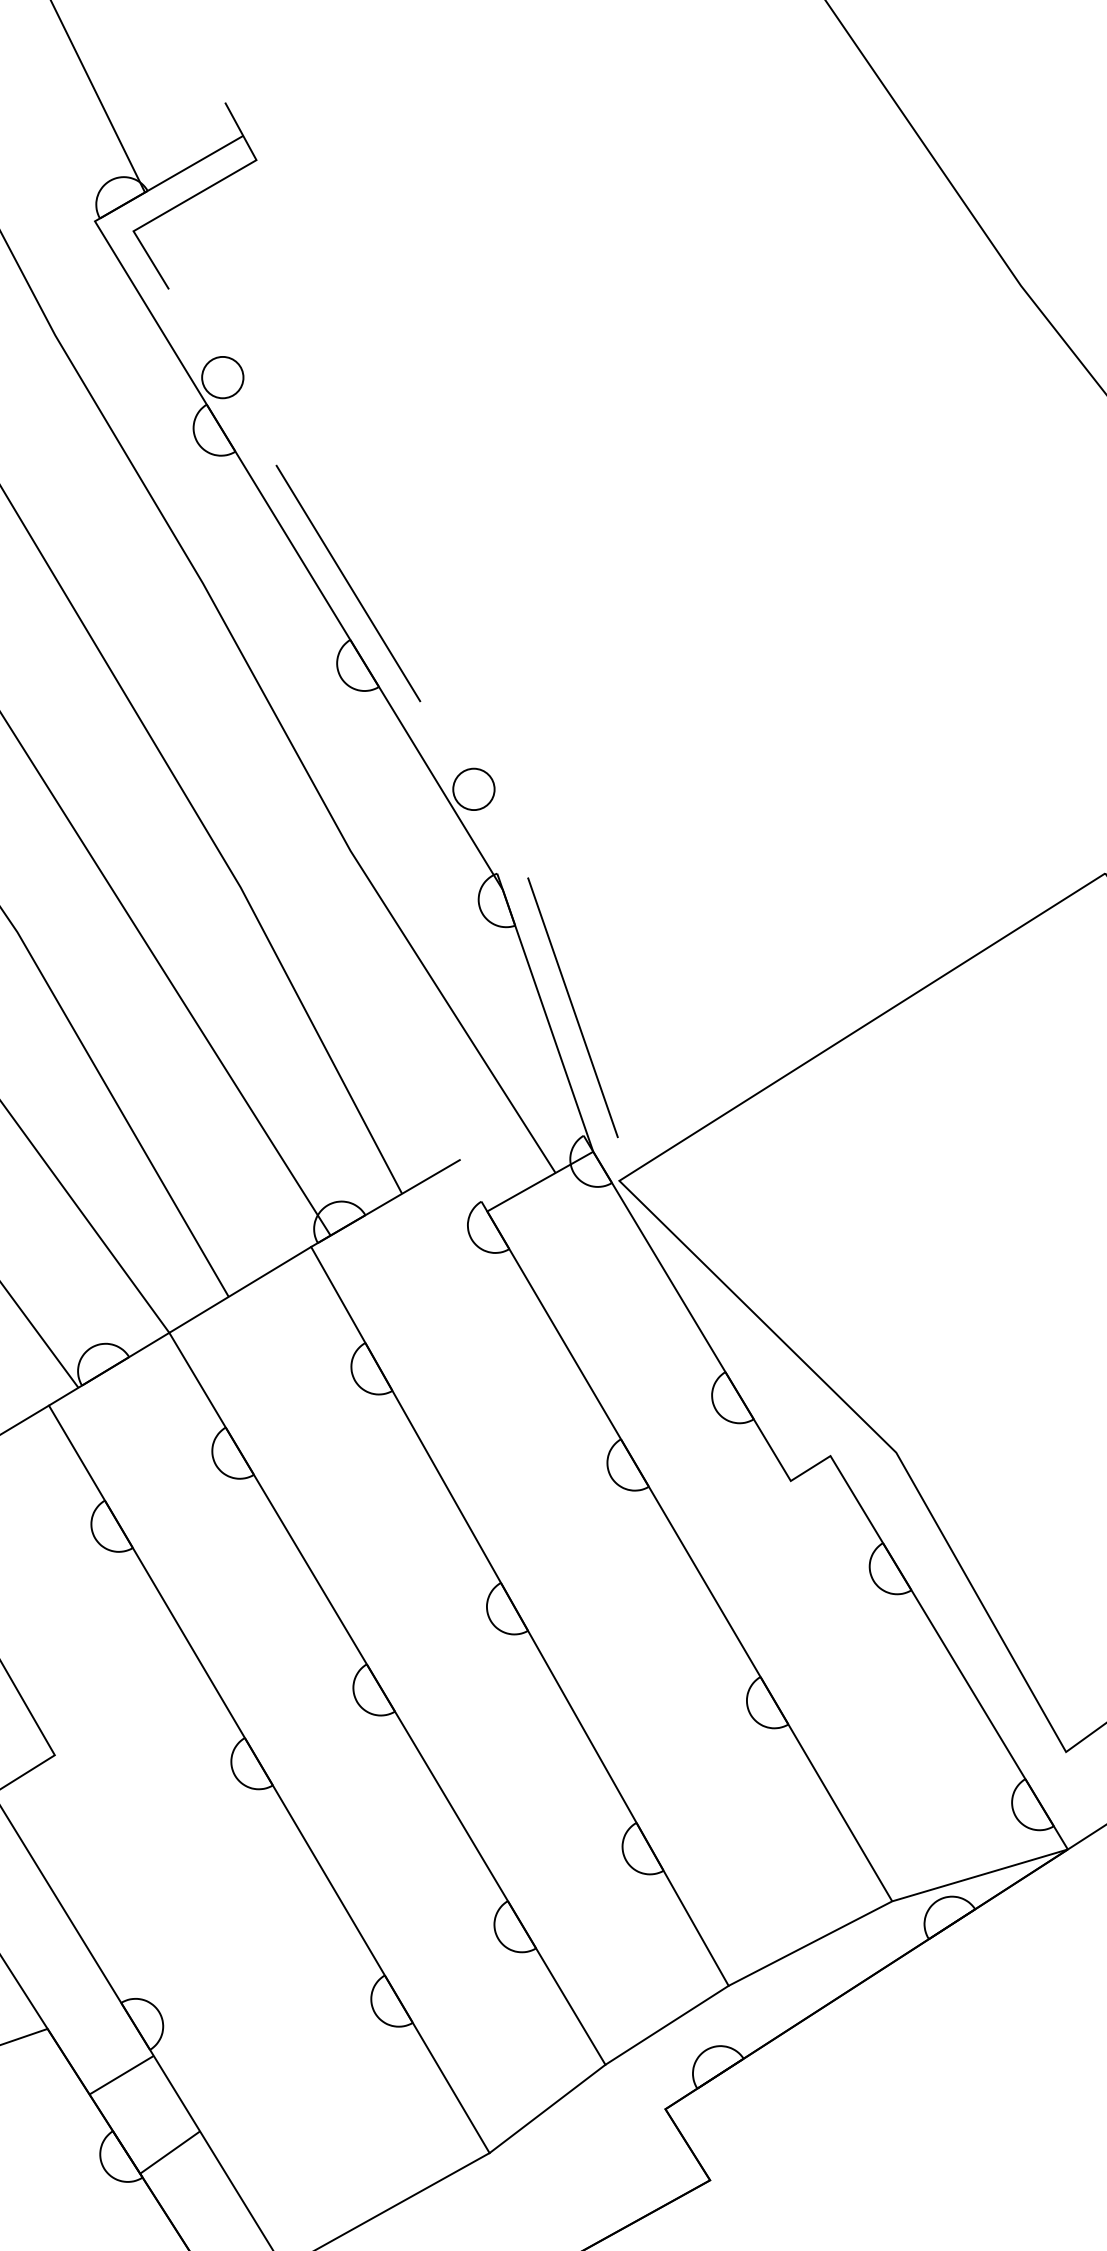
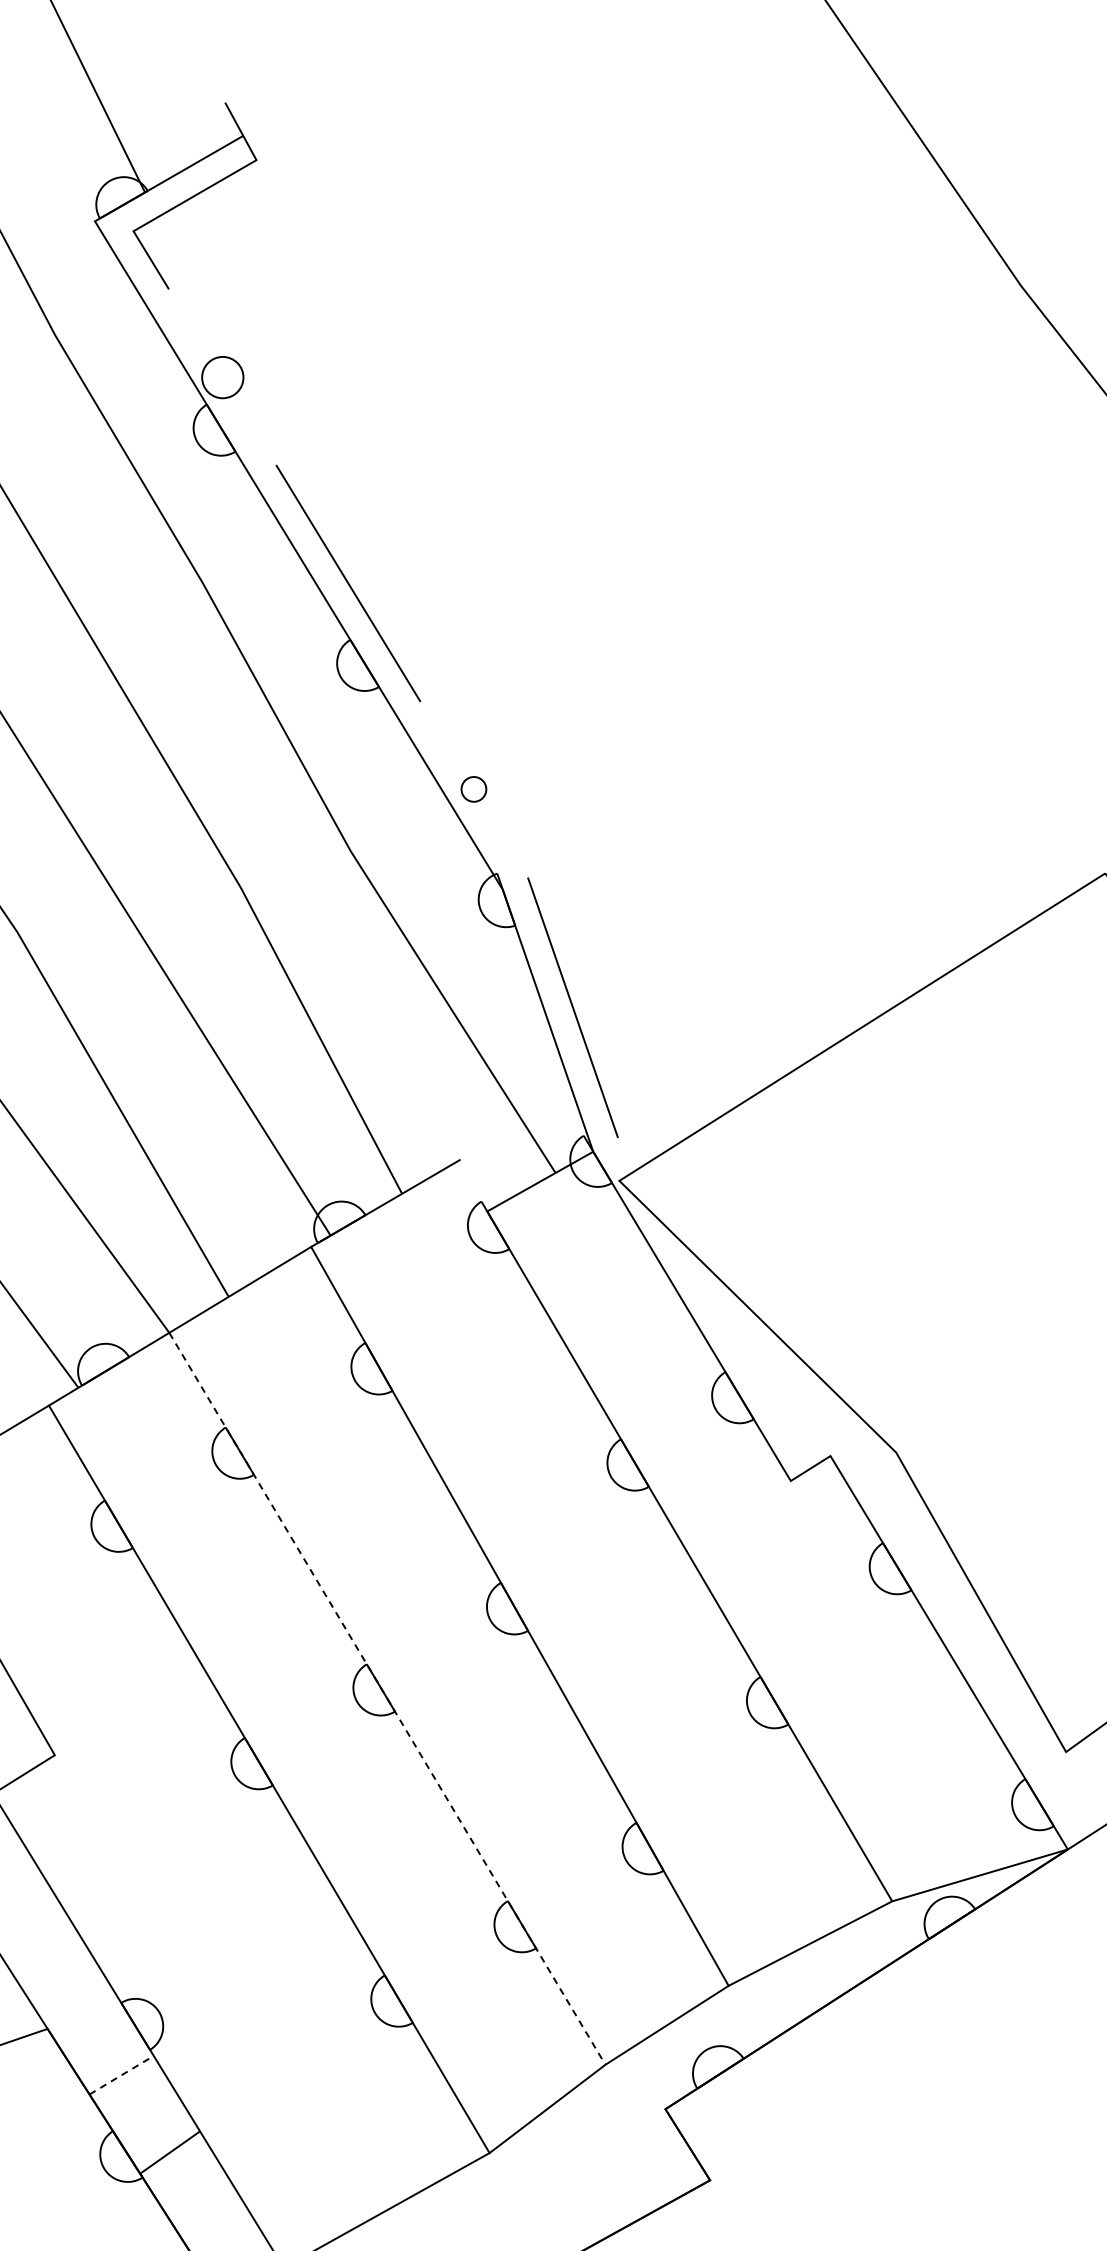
circle diameter: 41 px -> 25 px (473, 789)
line: solid -> dashed (387, 1699)
line: solid -> dashed (122, 2074)
